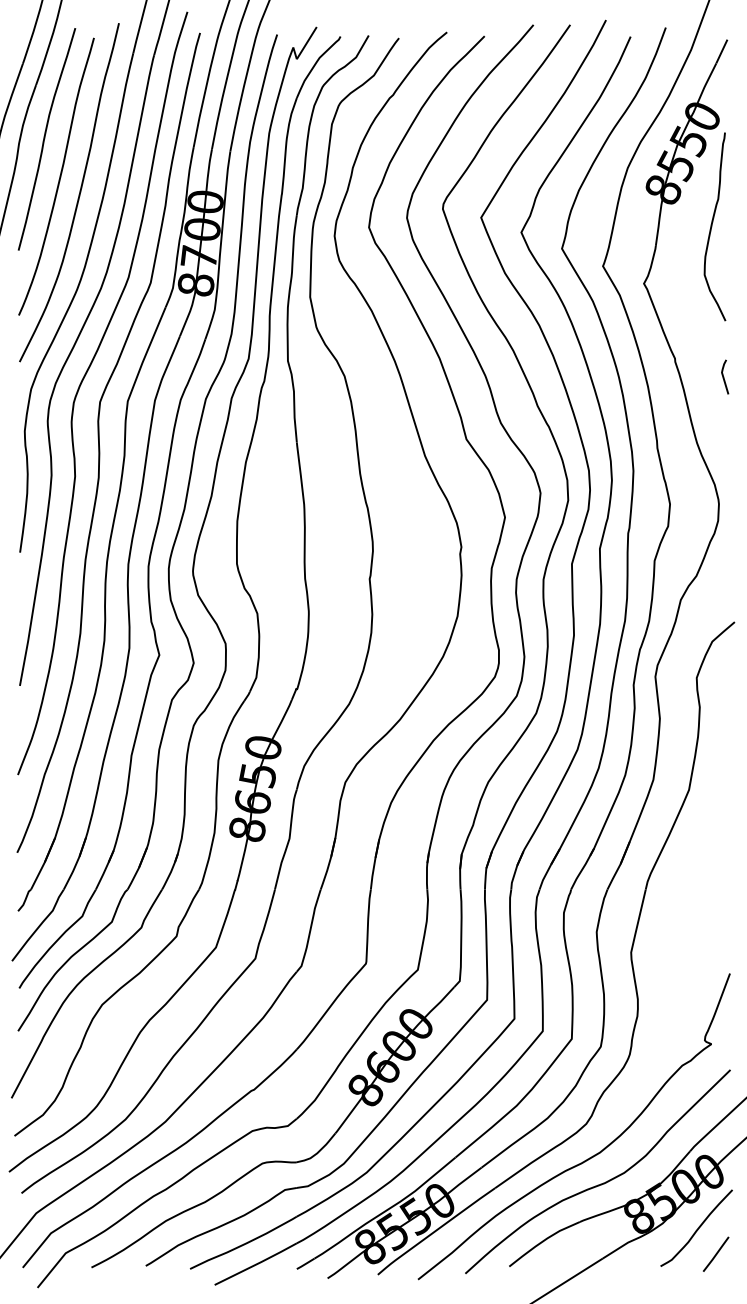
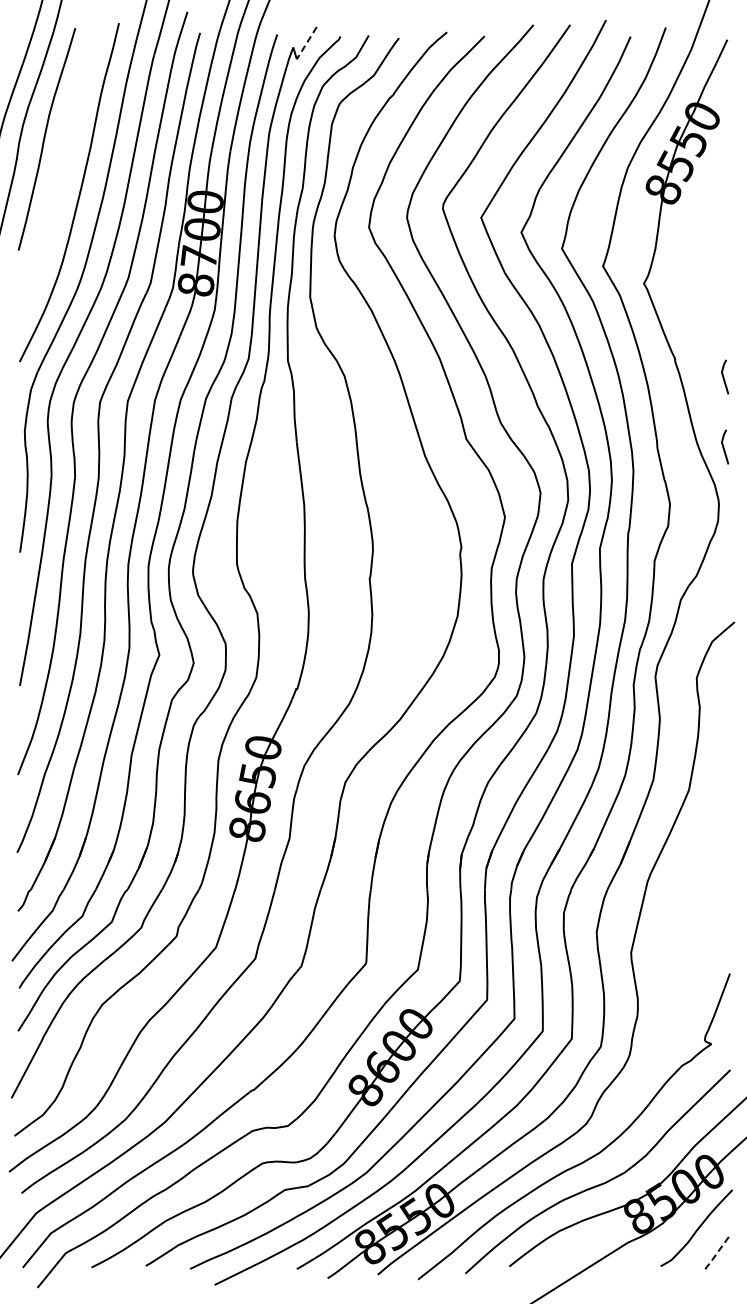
line: solid -> dashed (306, 43)
curve: present -> none (59, 176)
curve: present -> none (712, 226)
line: none -> present (724, 446)
line: solid -> dashed (715, 1255)
